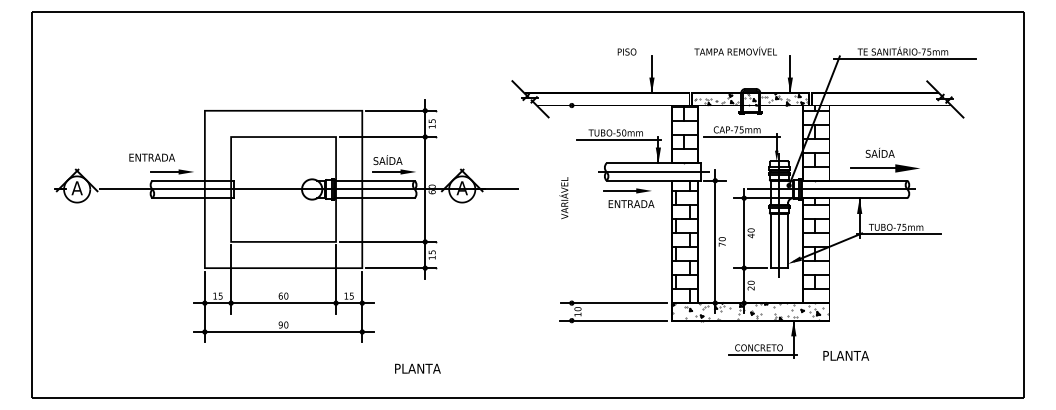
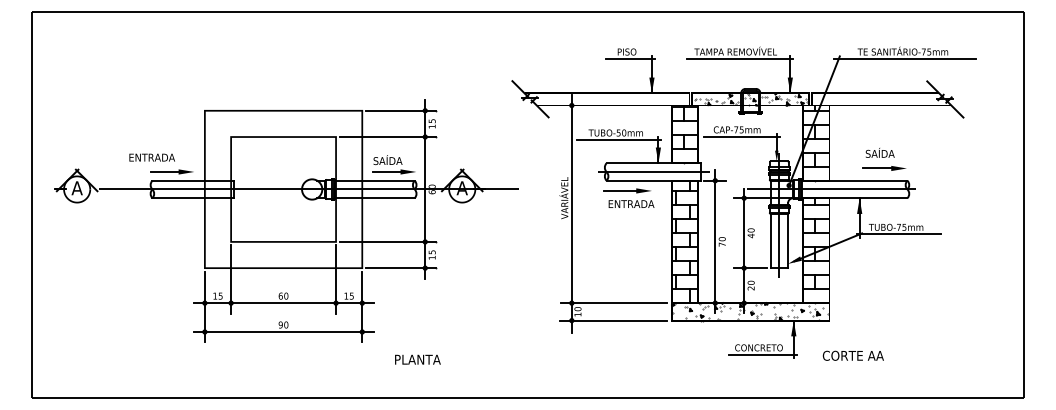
line: none -> present (629, 59)
line: none -> present (740, 59)
part size: 70x9 px -> 45x5 px (884, 168)
line: none -> present (571, 213)
text: PLANTA -> CORTE AA (852, 355)
text position: (417, 368) -> (417, 359) (417, 359)
